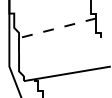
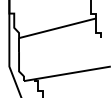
line: dashed -> solid (57, 28)
